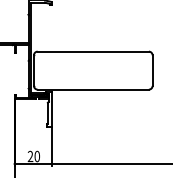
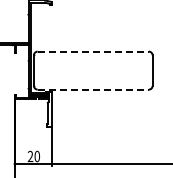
line: solid -> dashed (93, 51)
line: solid -> dashed (93, 89)
